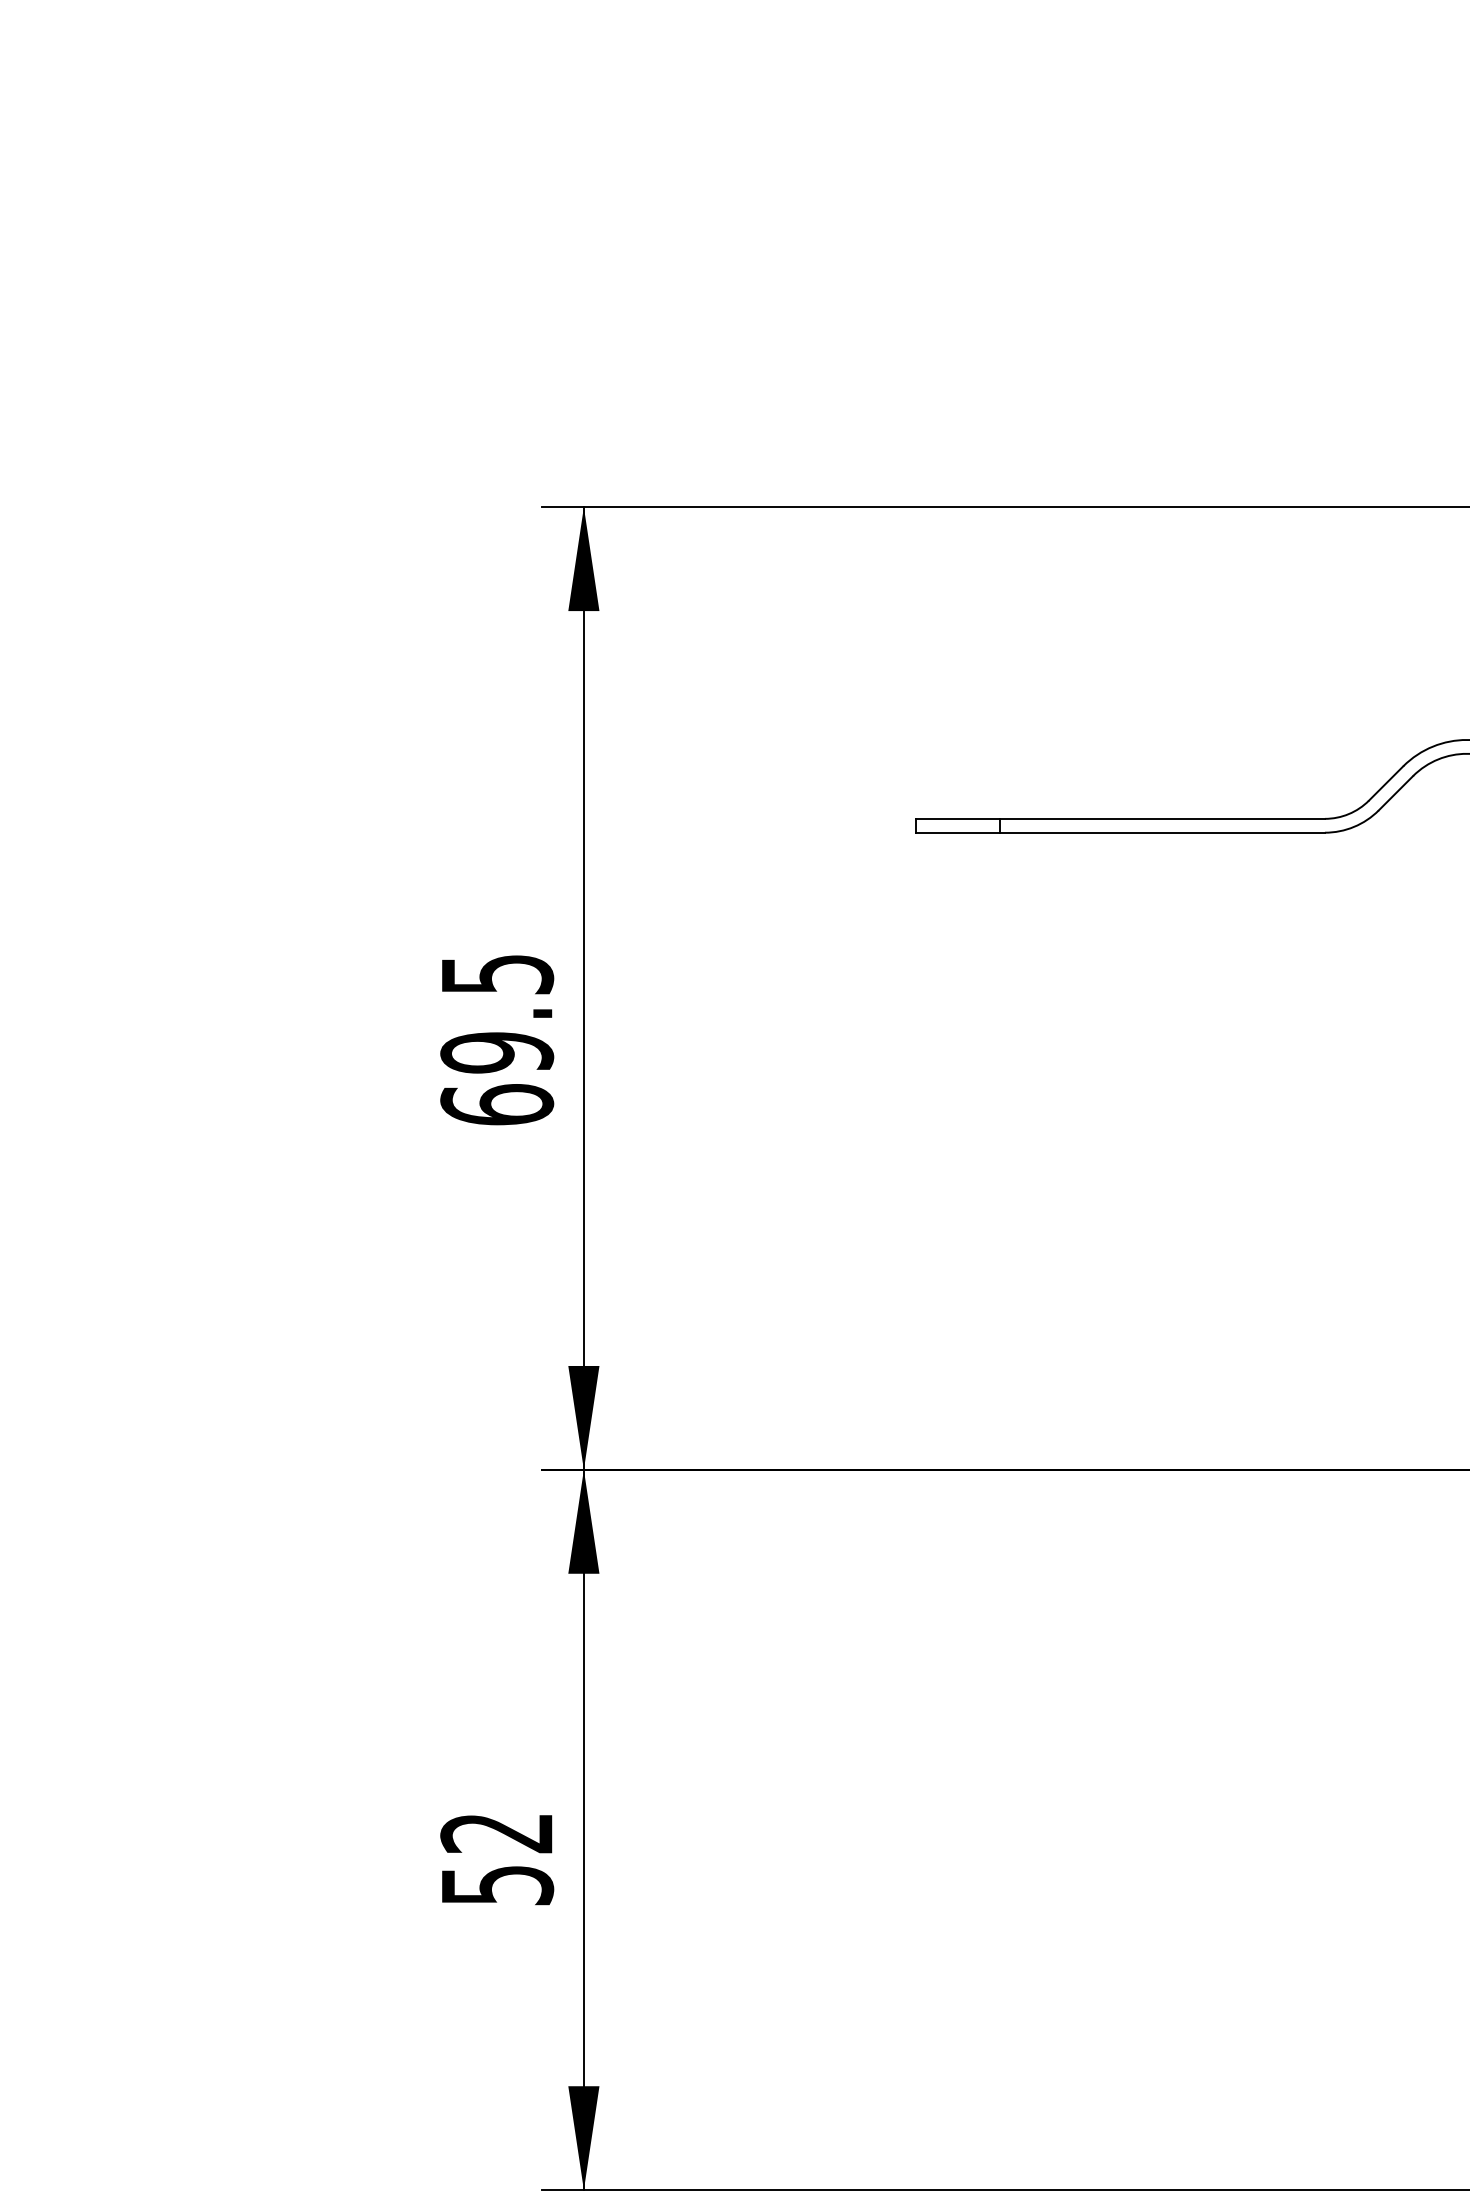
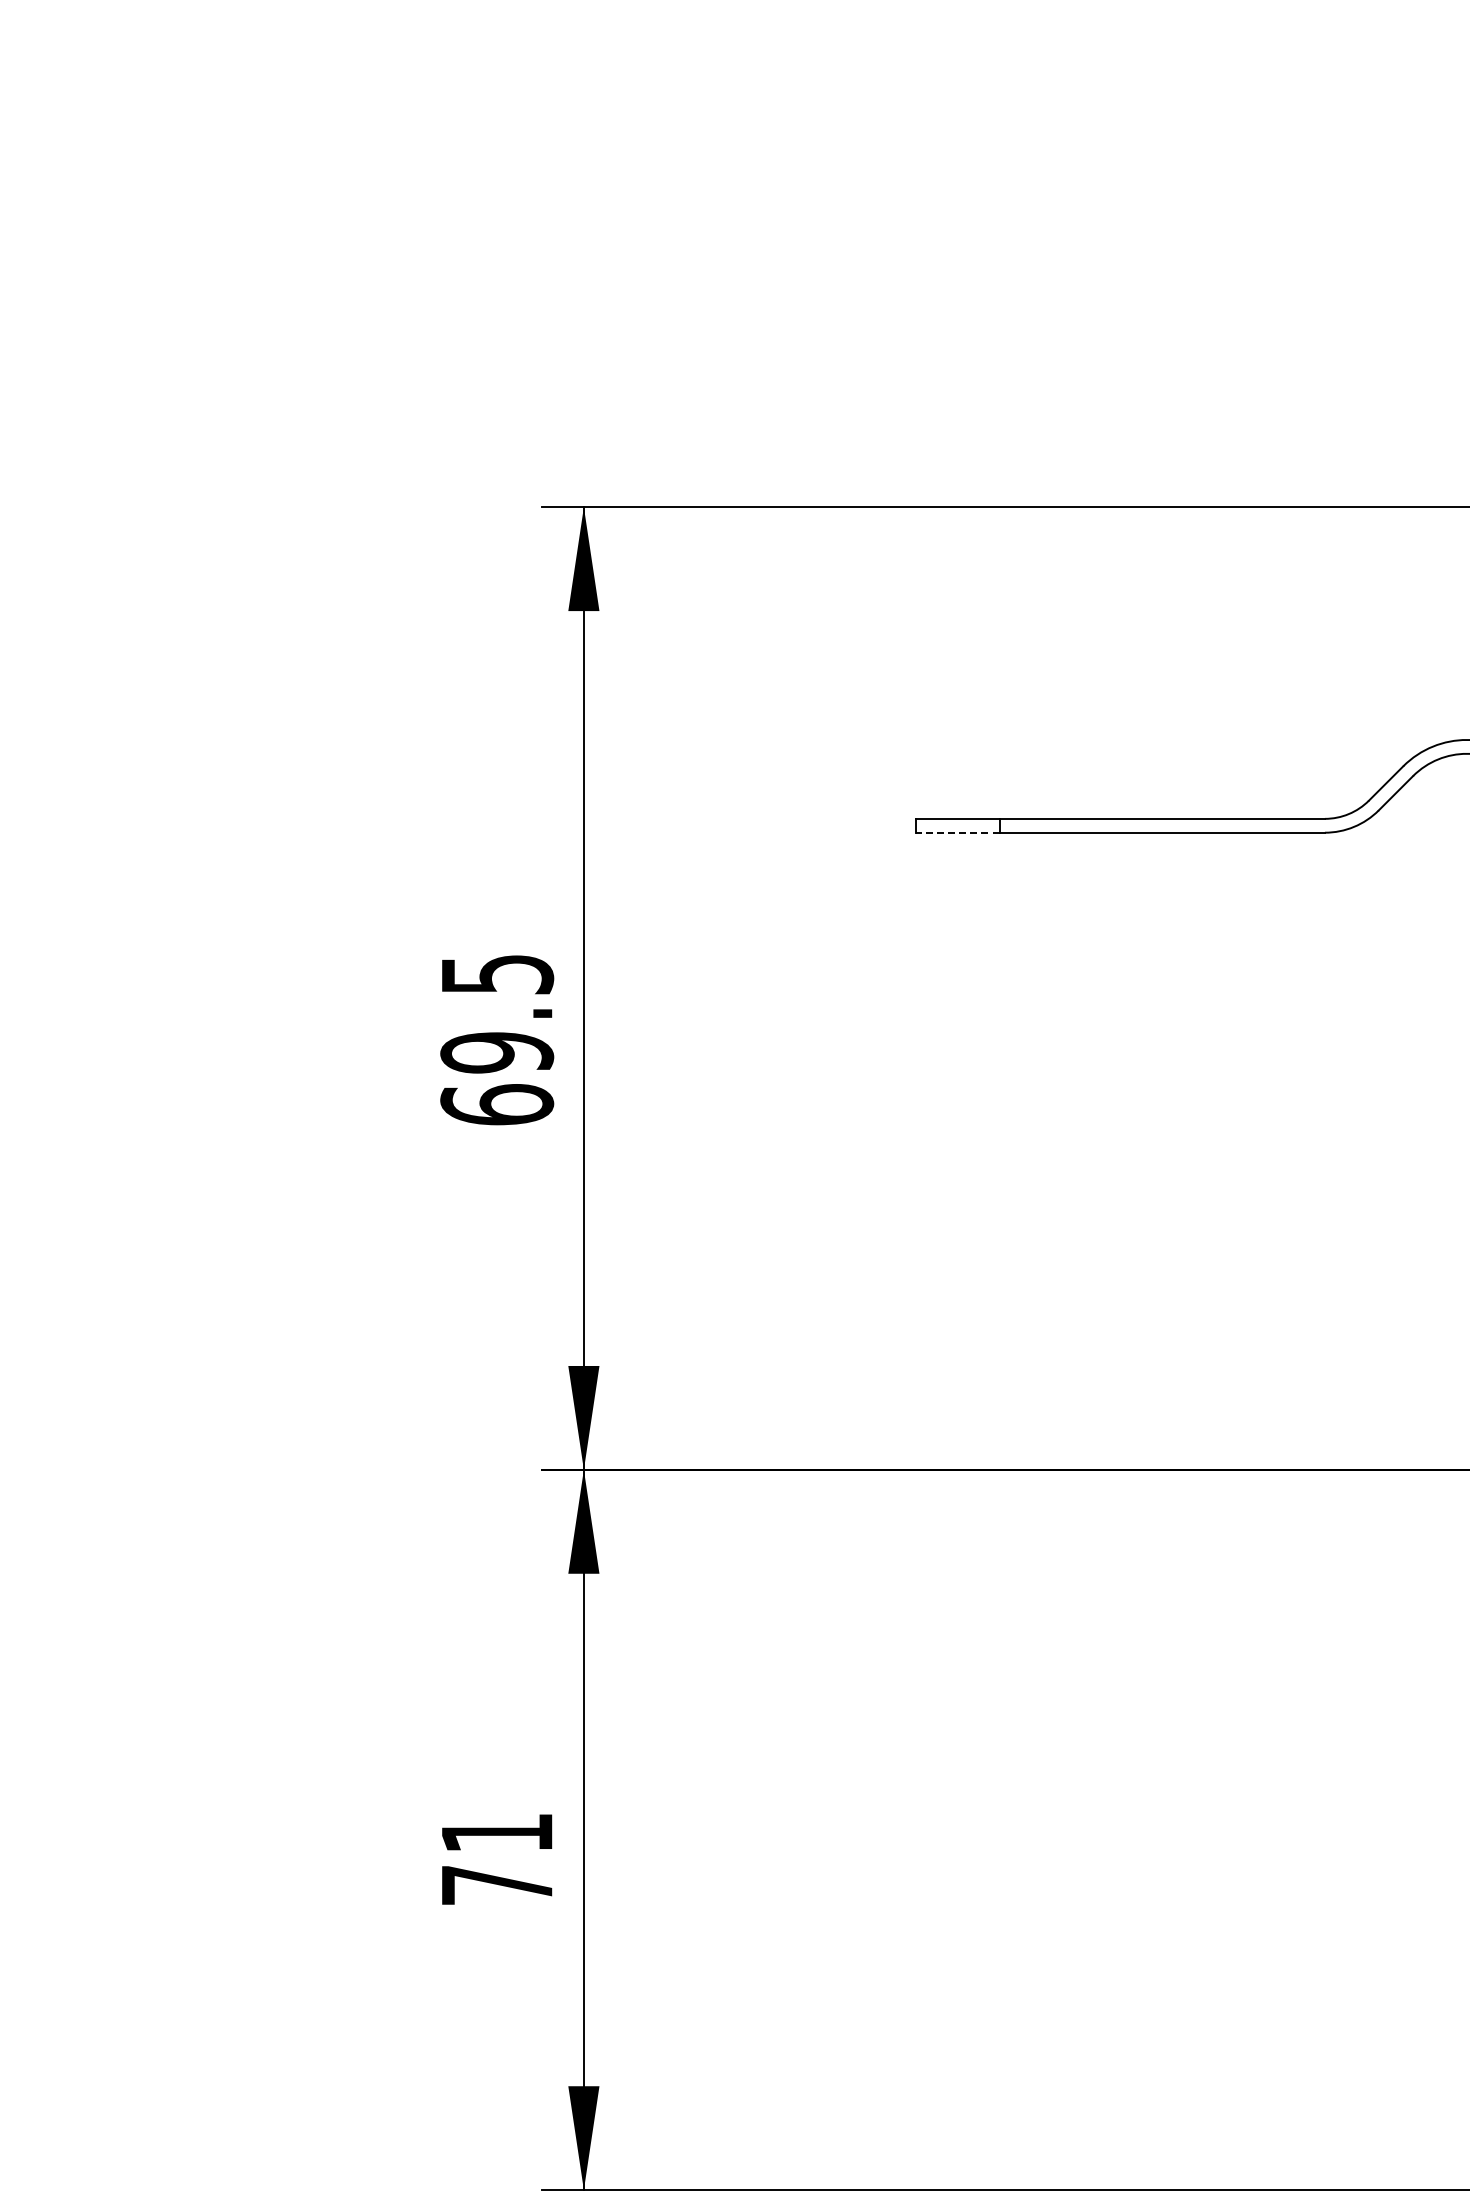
line: solid -> dashed (957, 832)
text: 52 -> 71 (497, 1859)
